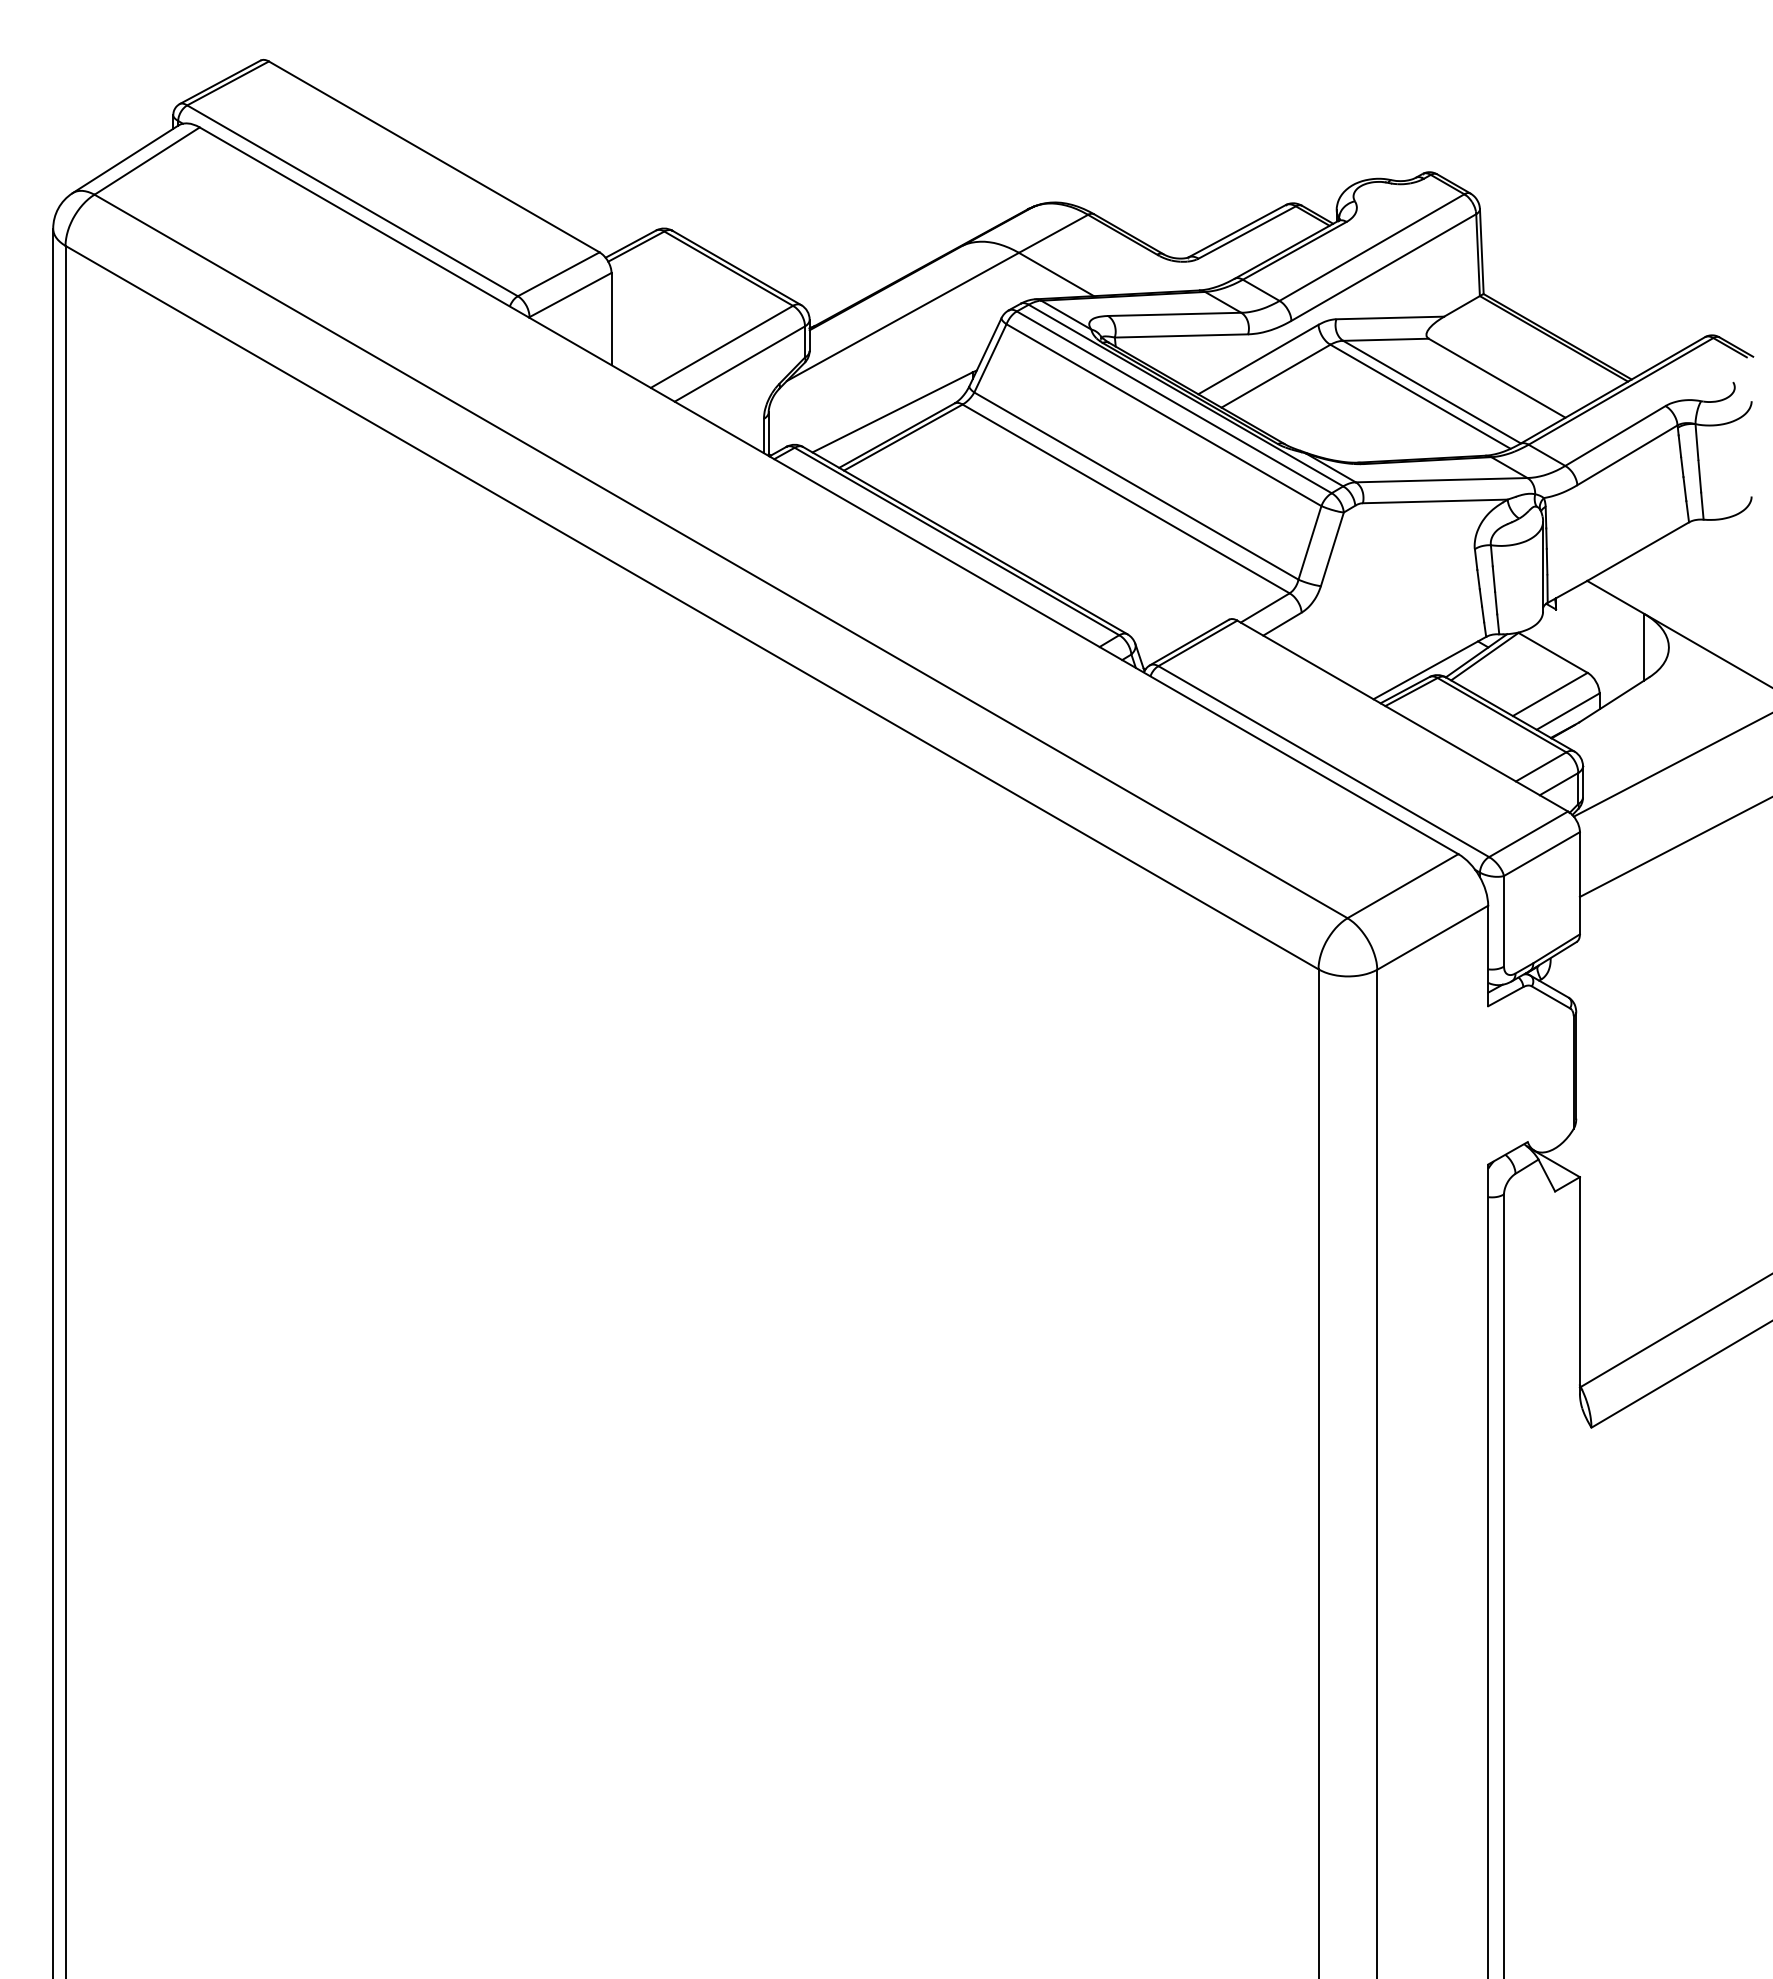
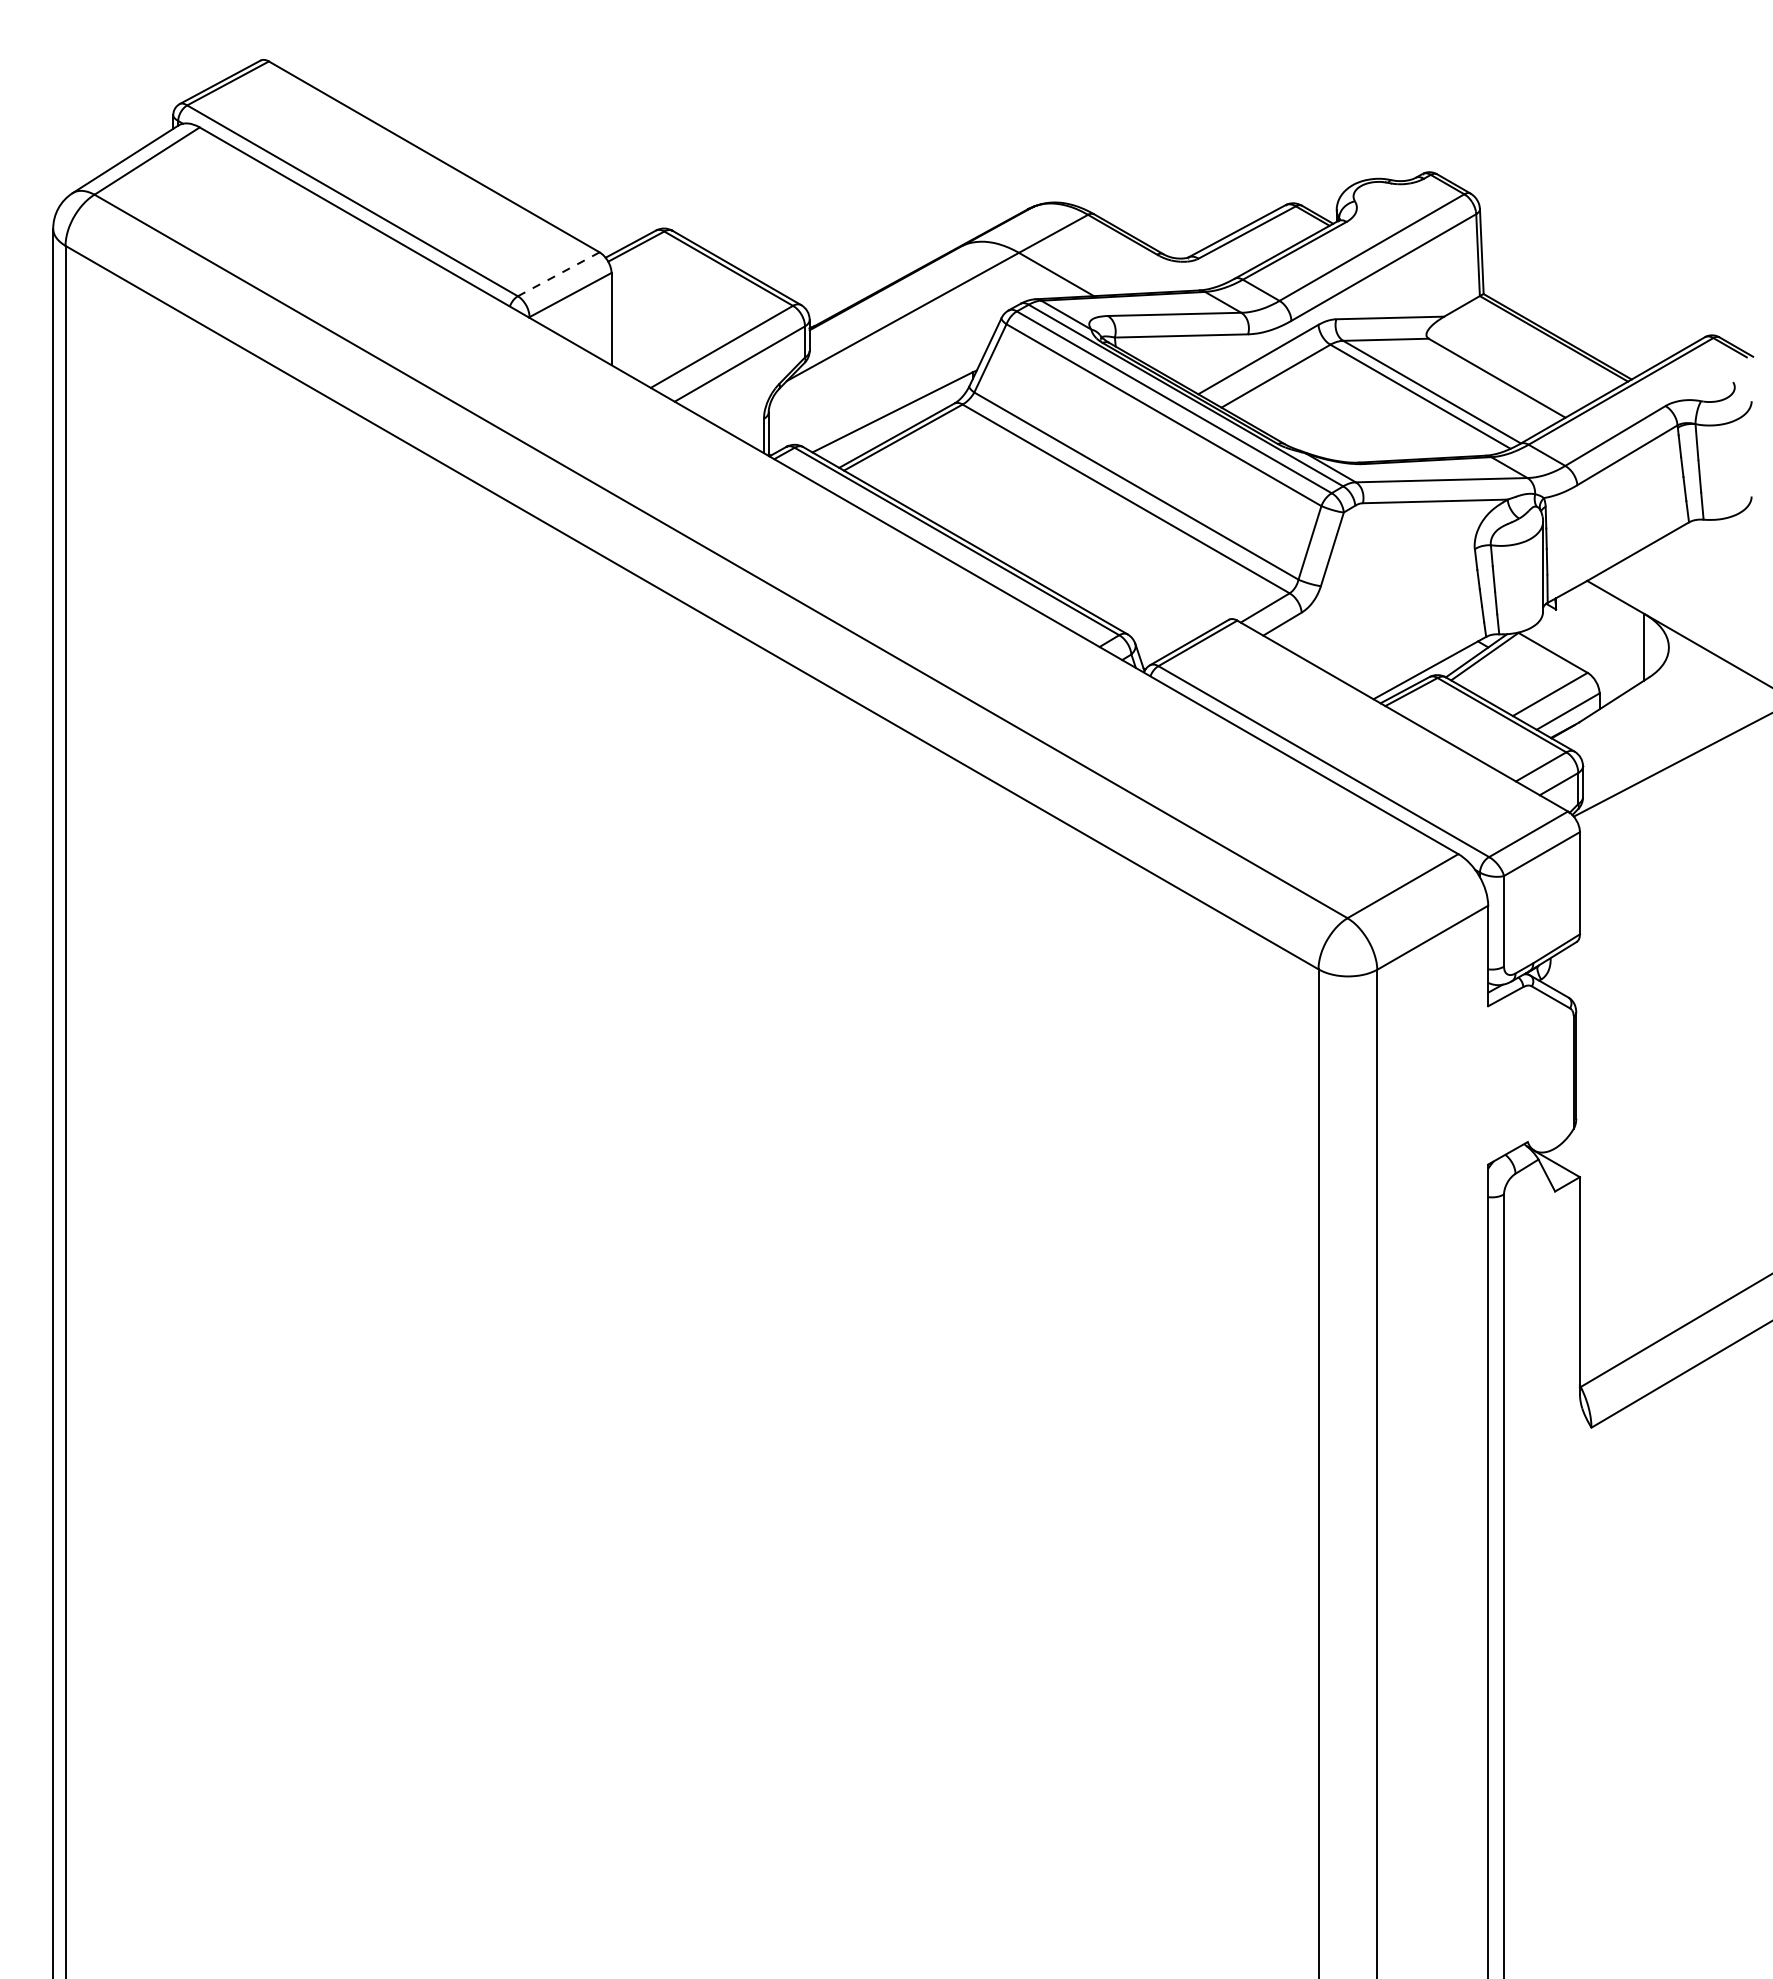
line: solid -> dashed (559, 274)
line: present -> none (1674, 847)
